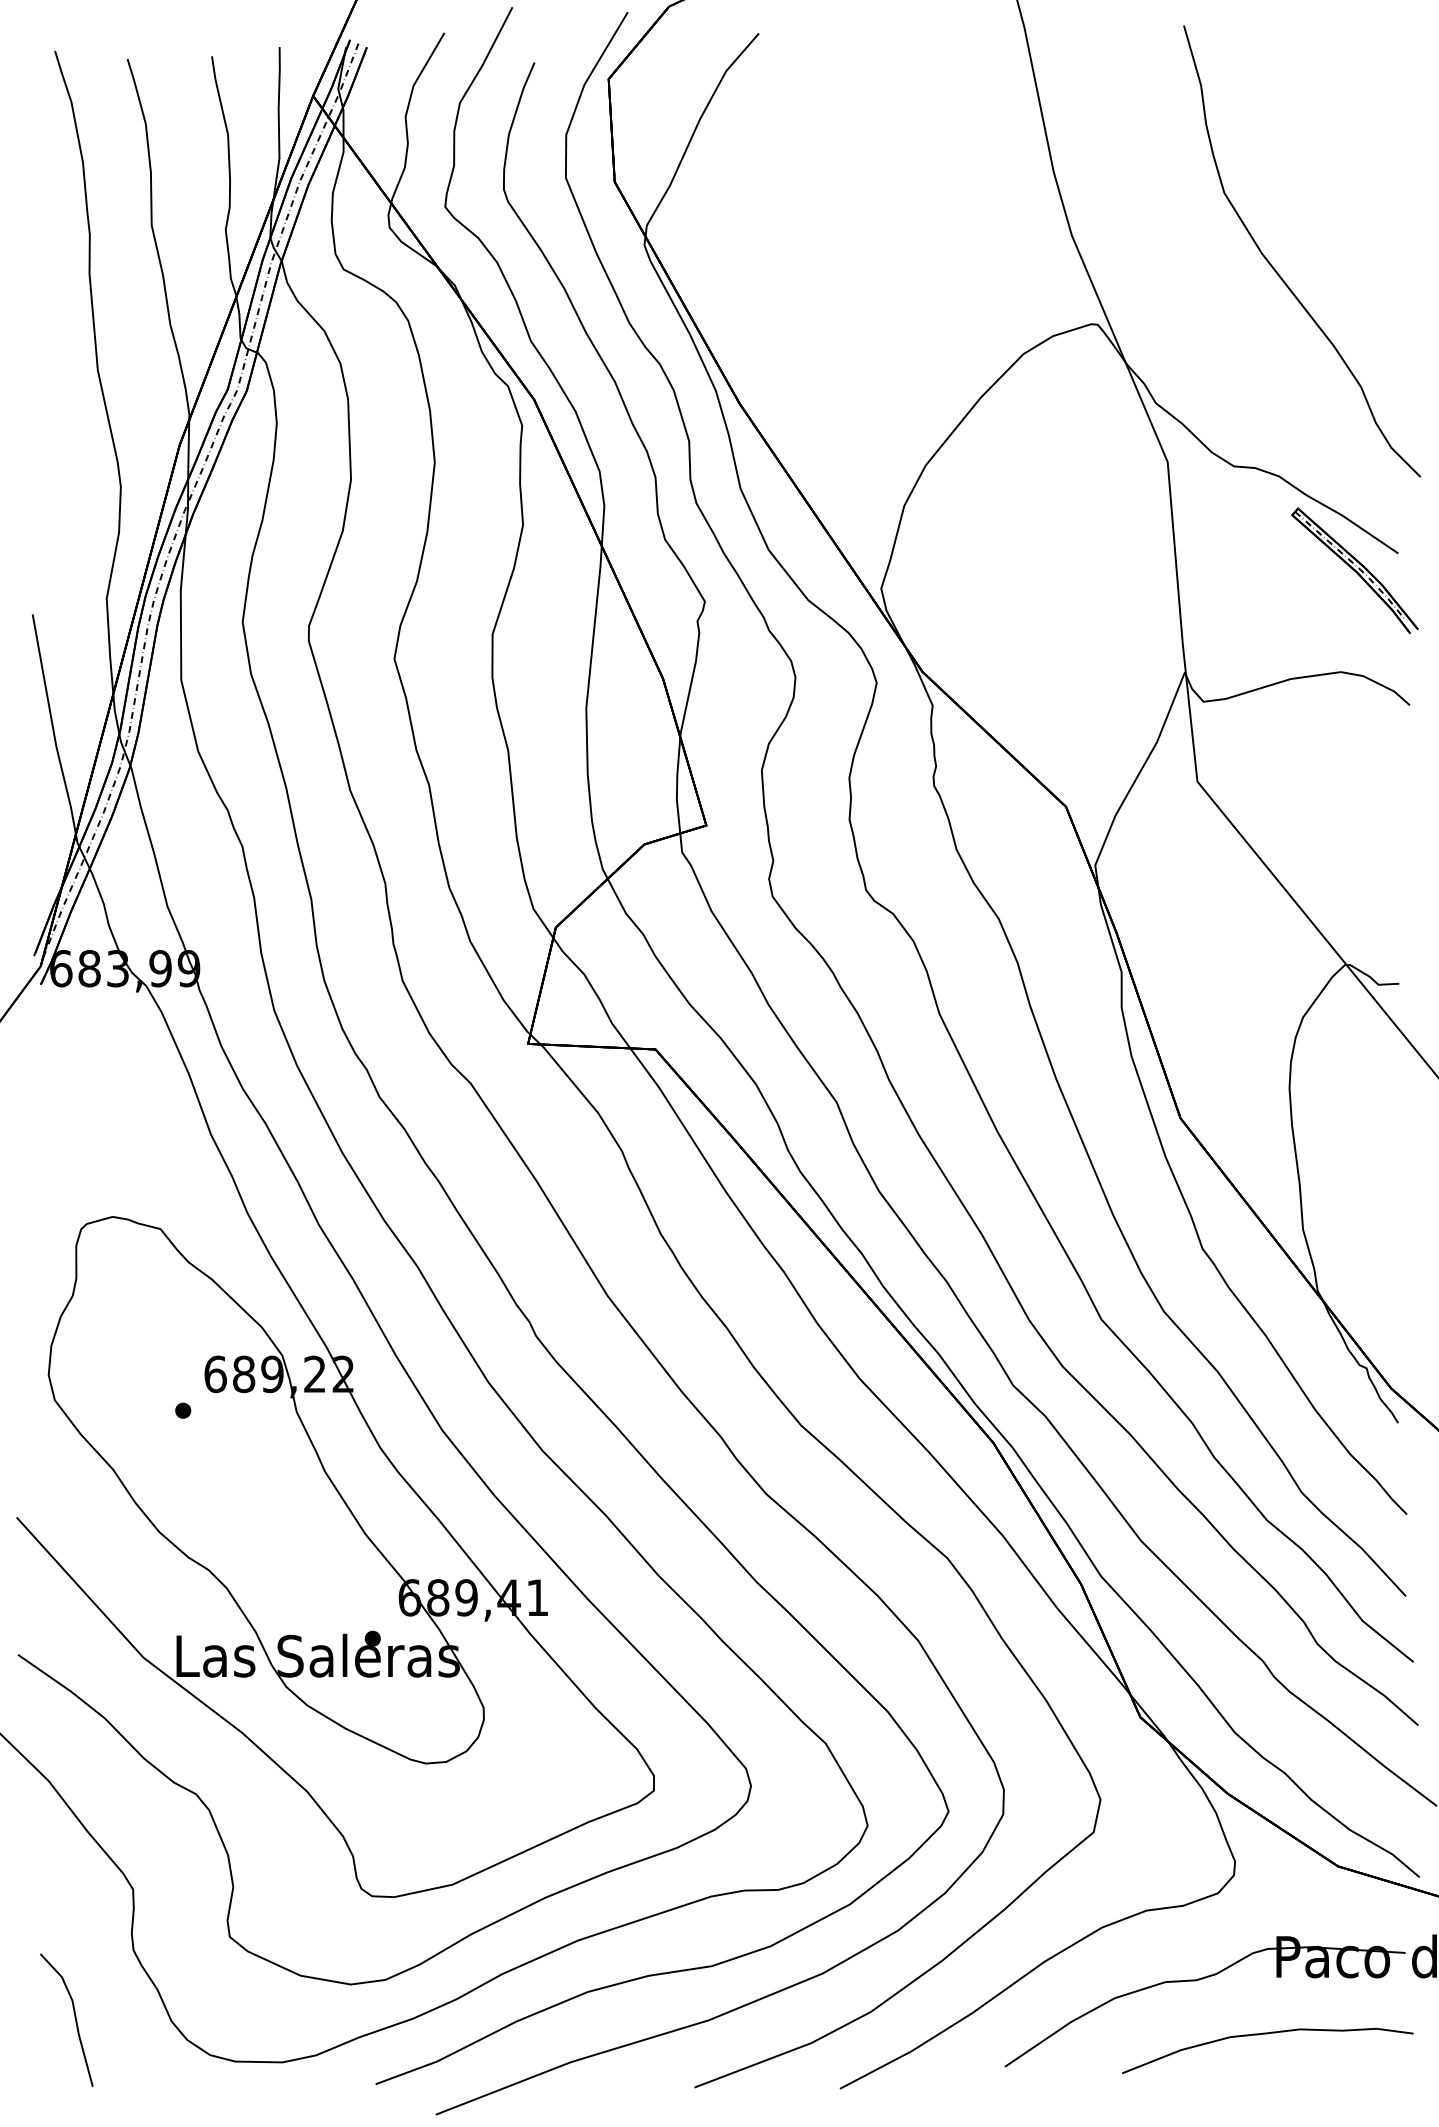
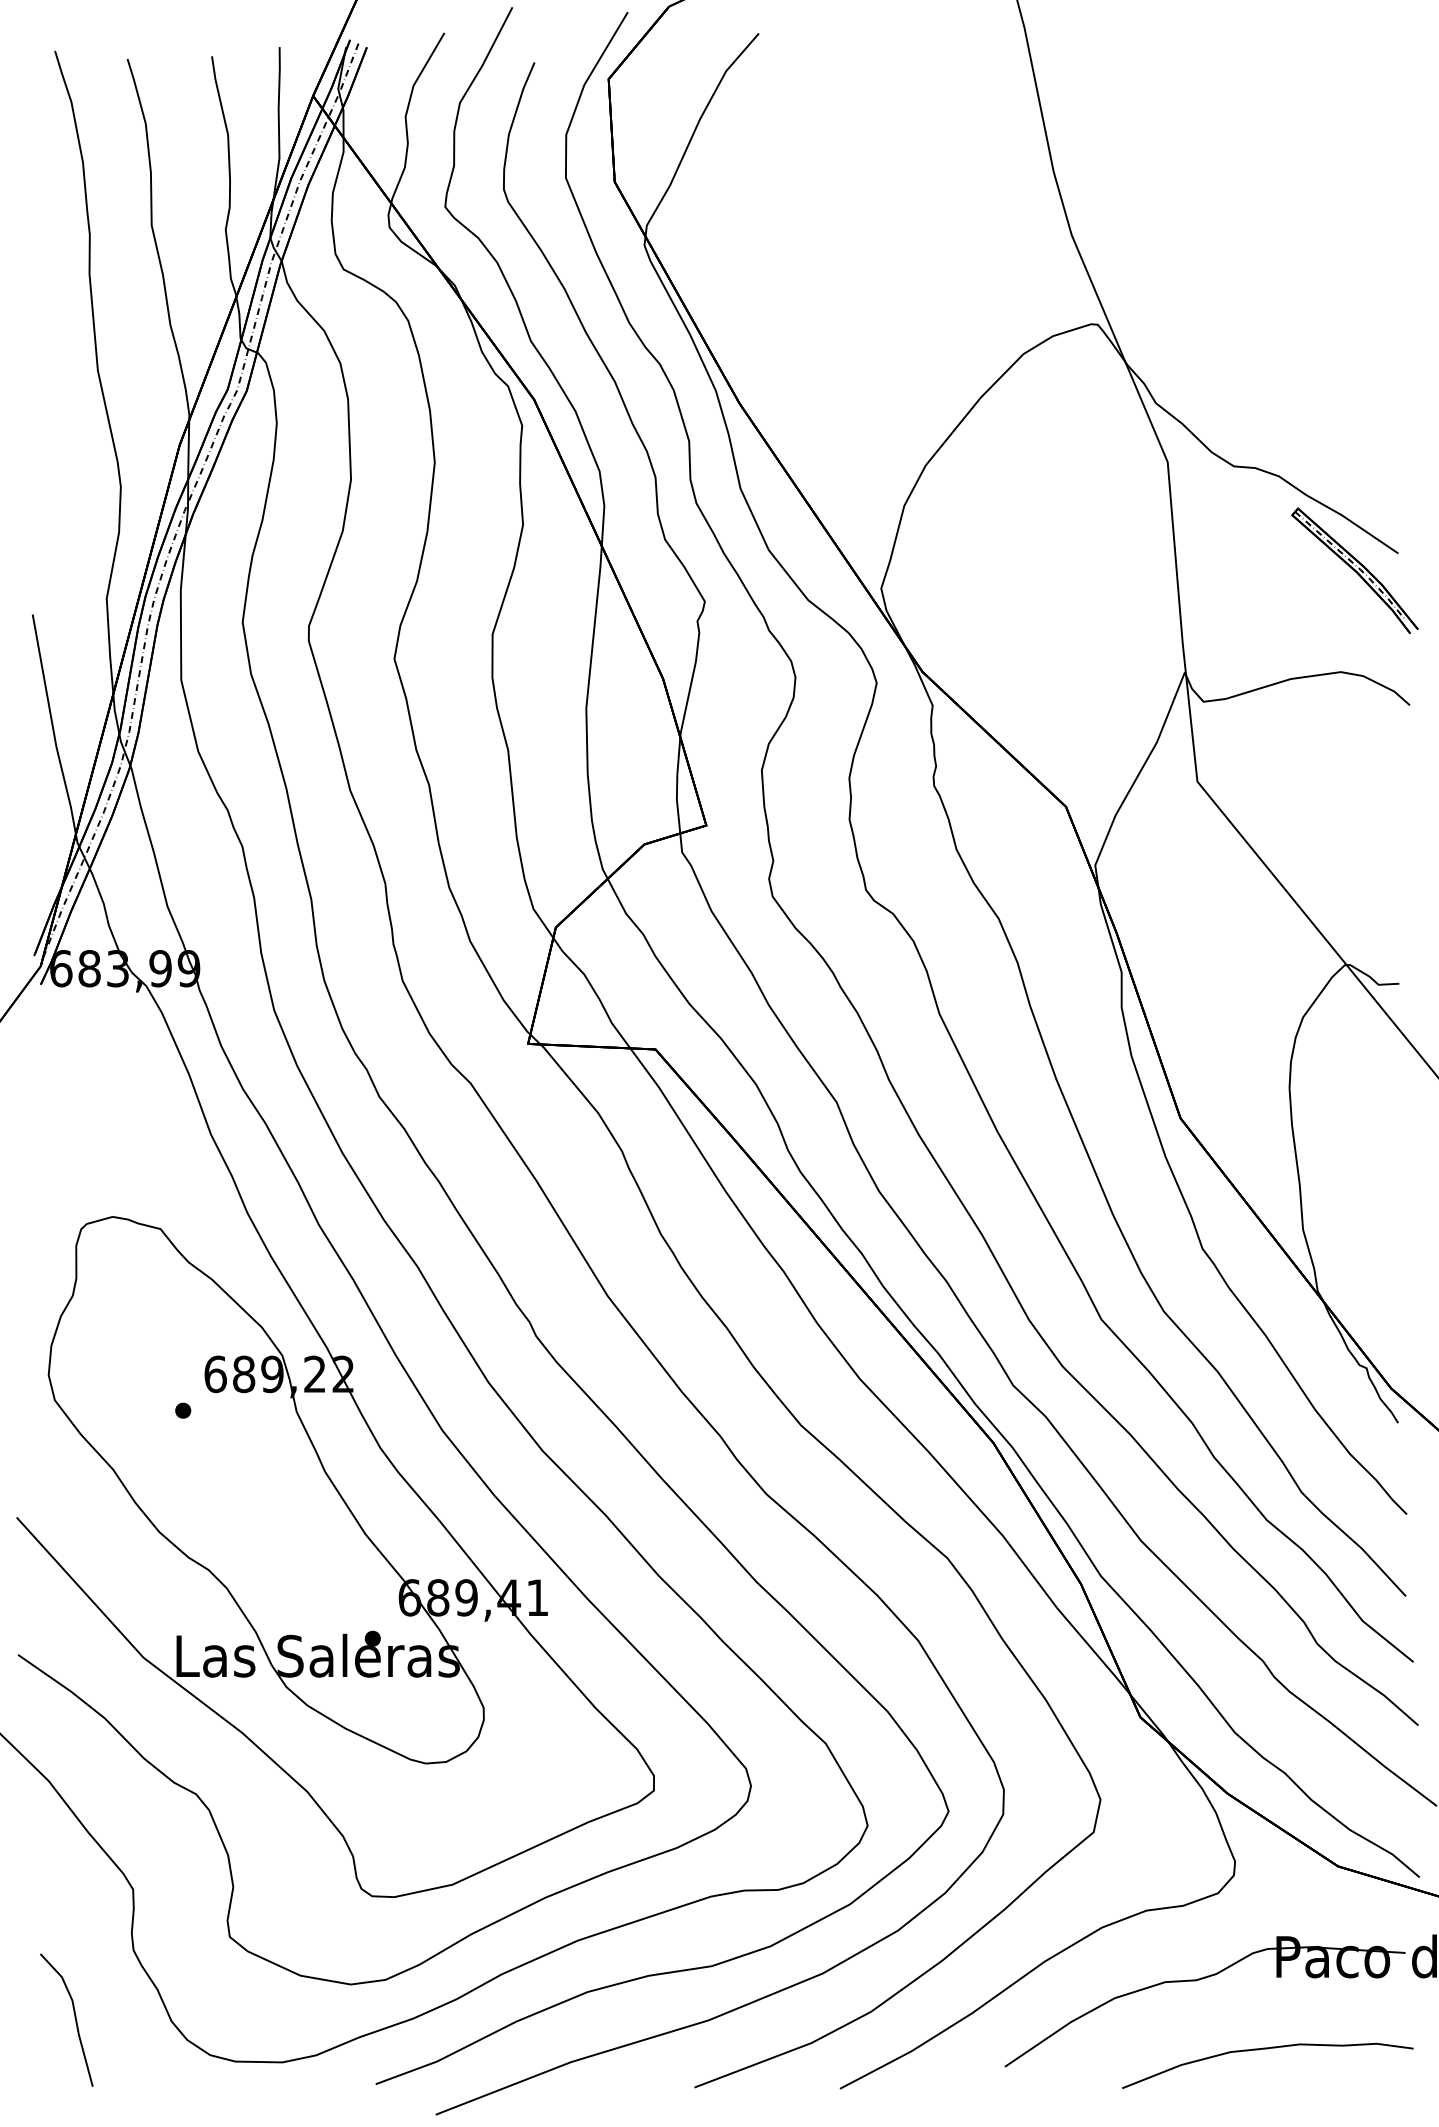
curve: present -> none (1277, 271)
curve position: (1267, 2034) -> (1267, 2049) (1267, 2049)
